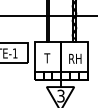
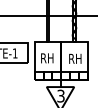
text: T -> RH (47, 58)
